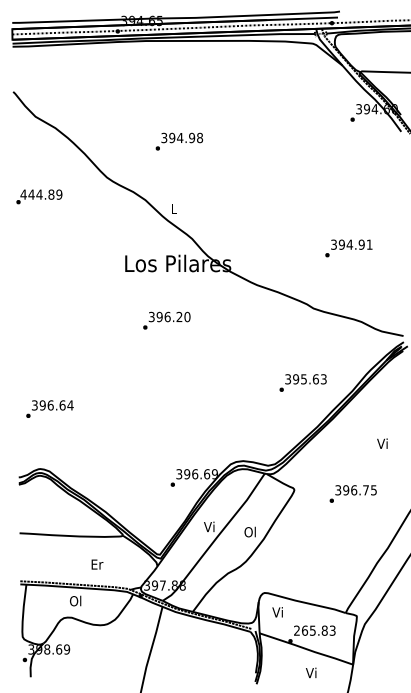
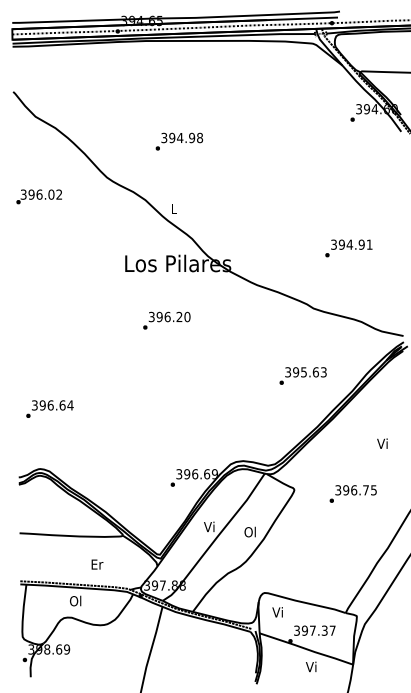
text: 444.89 -> 396.02 (41, 194)
text position: (302, 382) -> (302, 375) (302, 375)
text: 265.83 -> 397.37 (314, 630)
text position: (311, 672) -> (311, 666) (311, 666)
